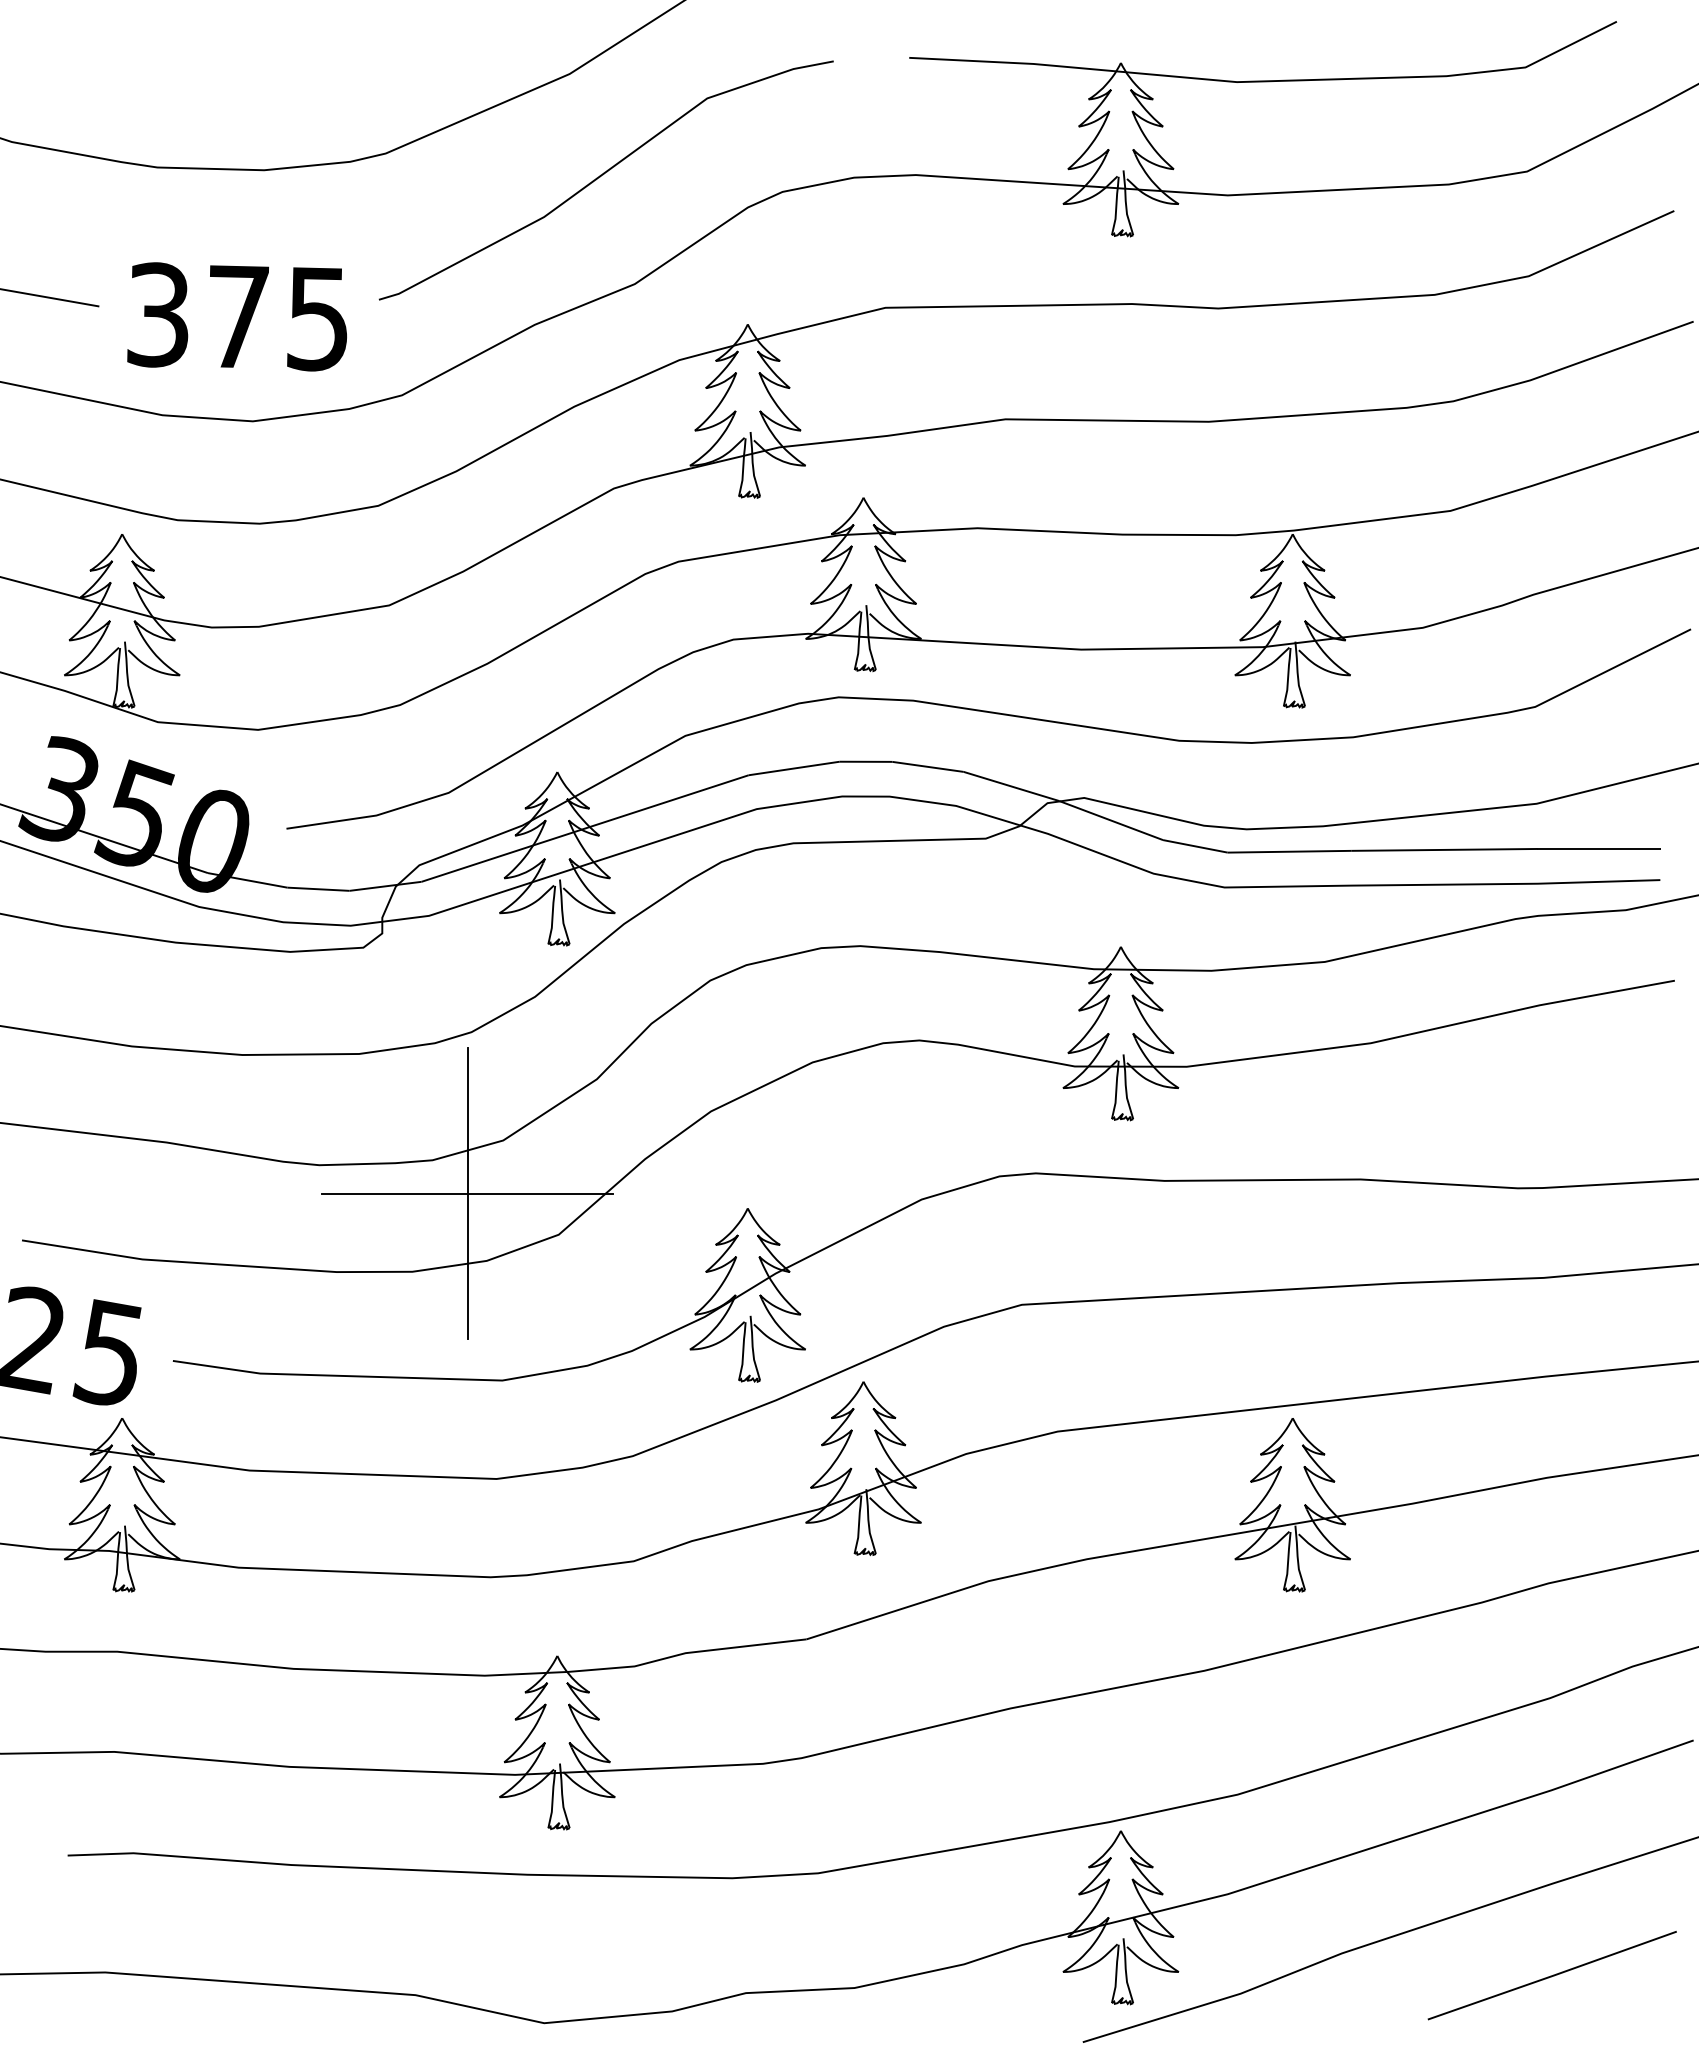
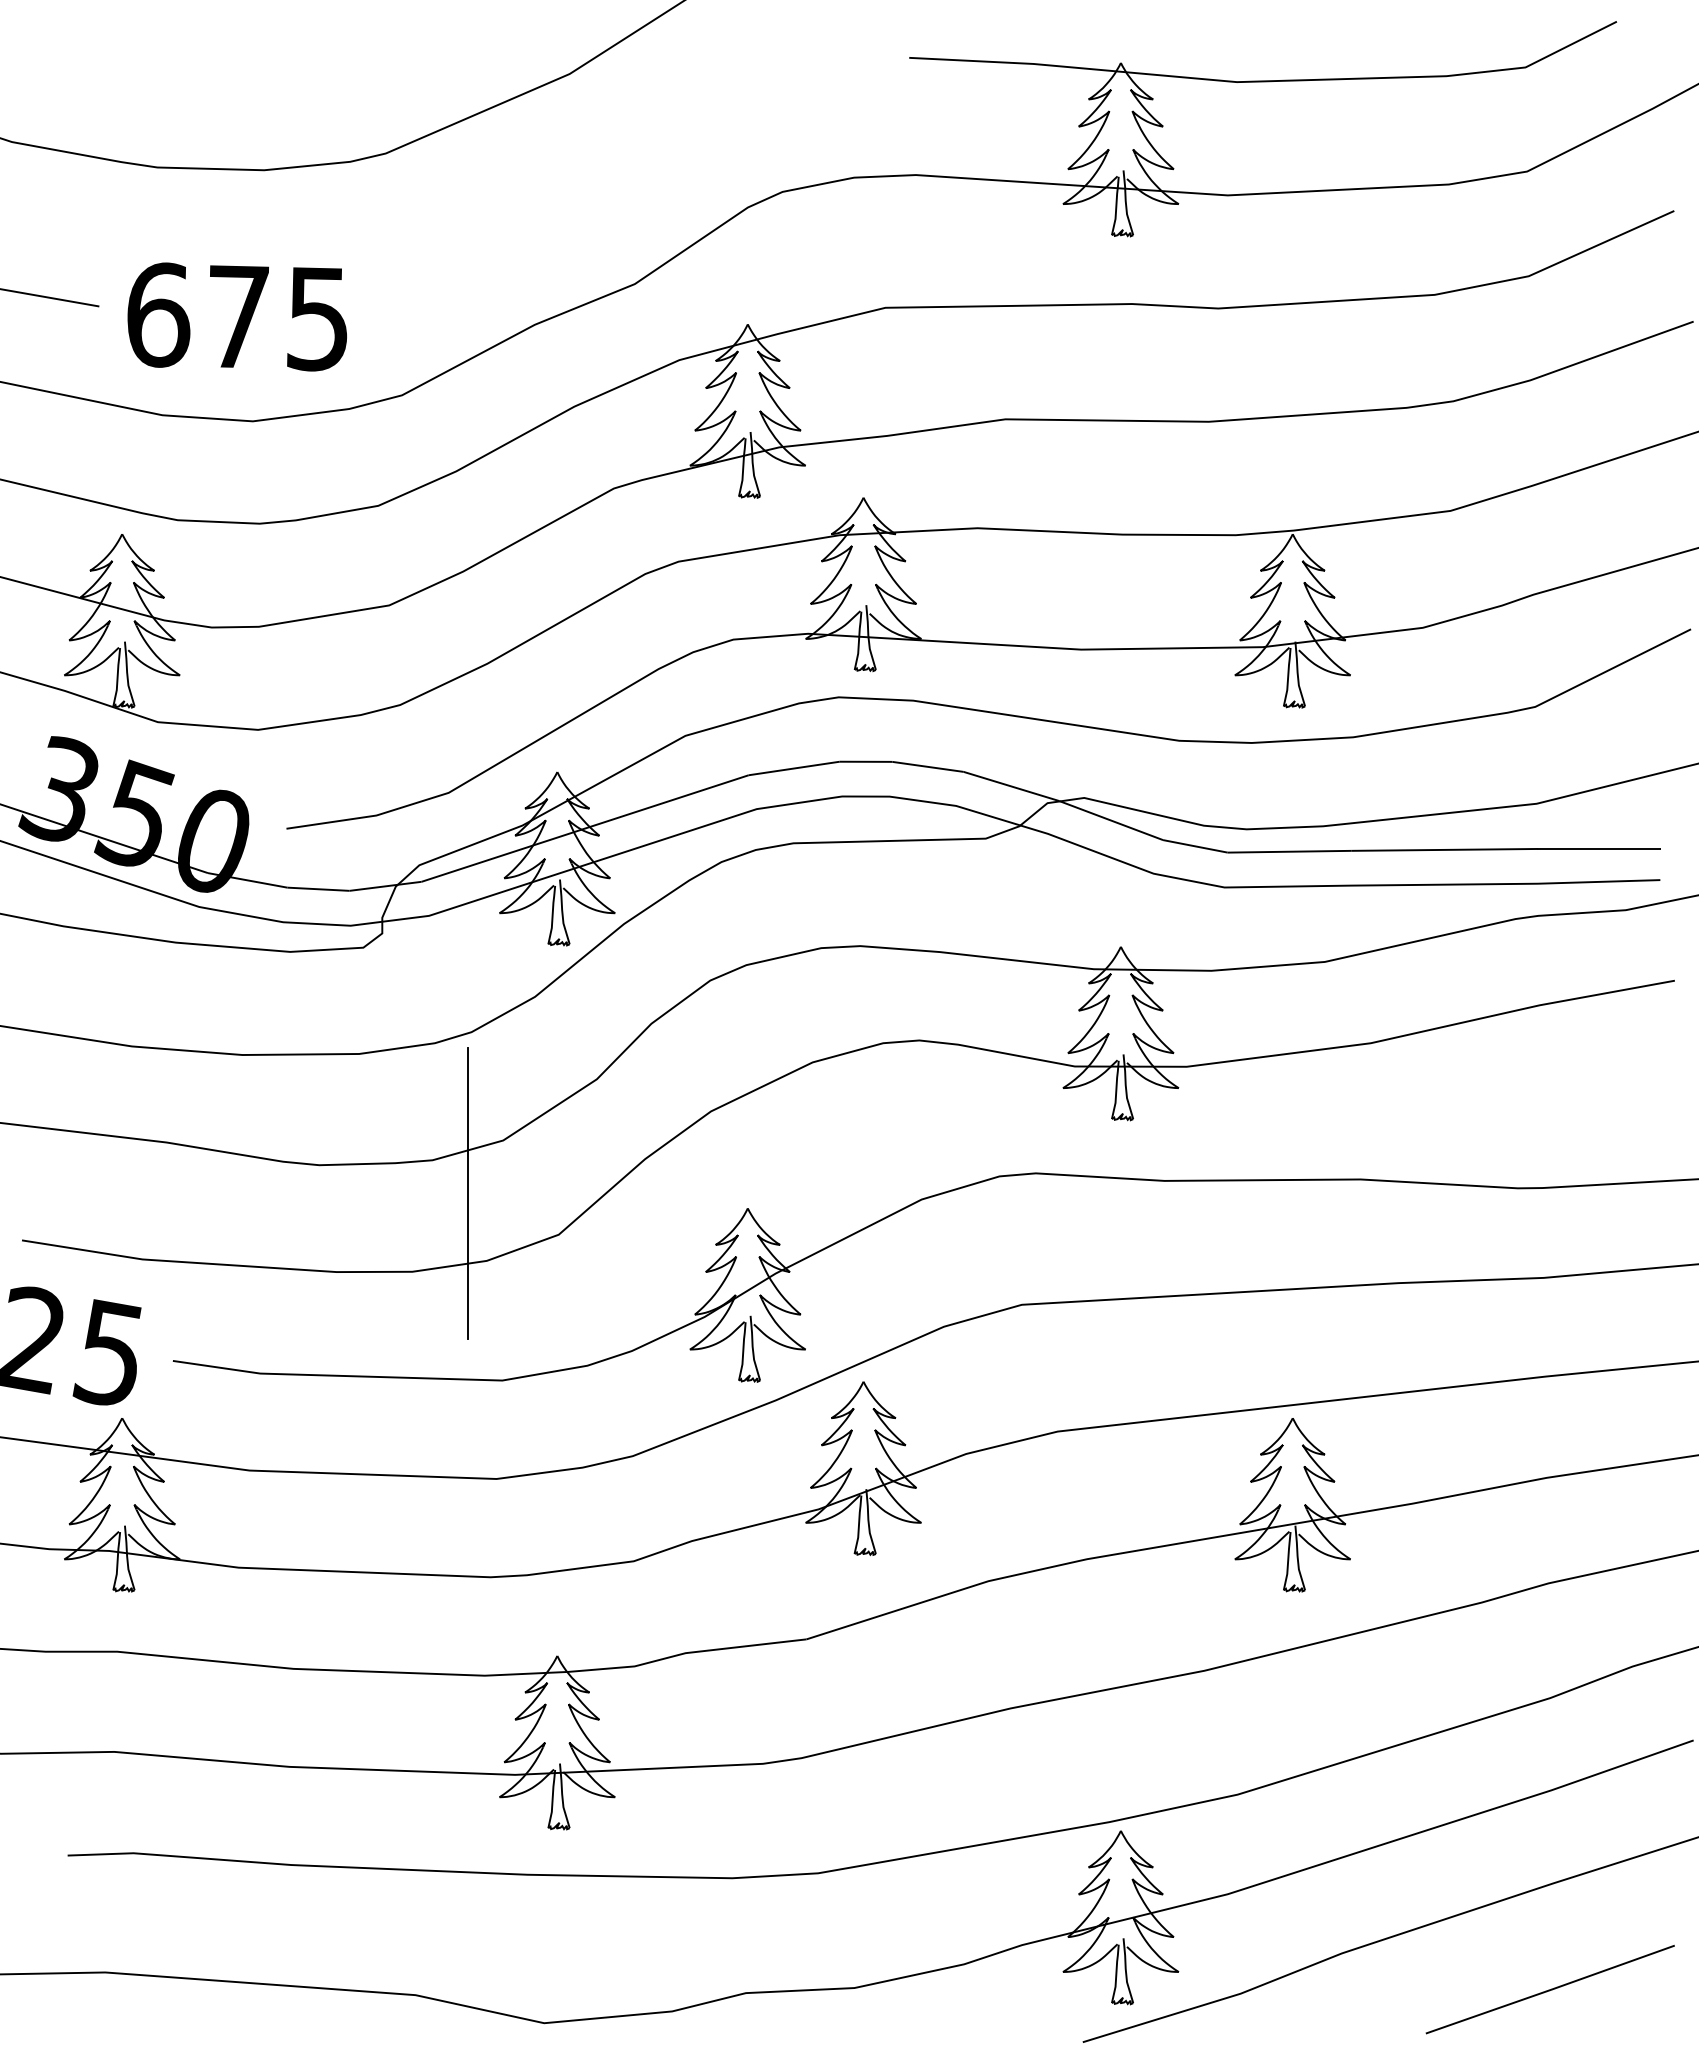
curve: present -> none (603, 175)
text: 375 -> 675 (158, 314)
line: present -> none (467, 1193)
line position: (1551, 1975) -> (1549, 1989) (1549, 1989)
